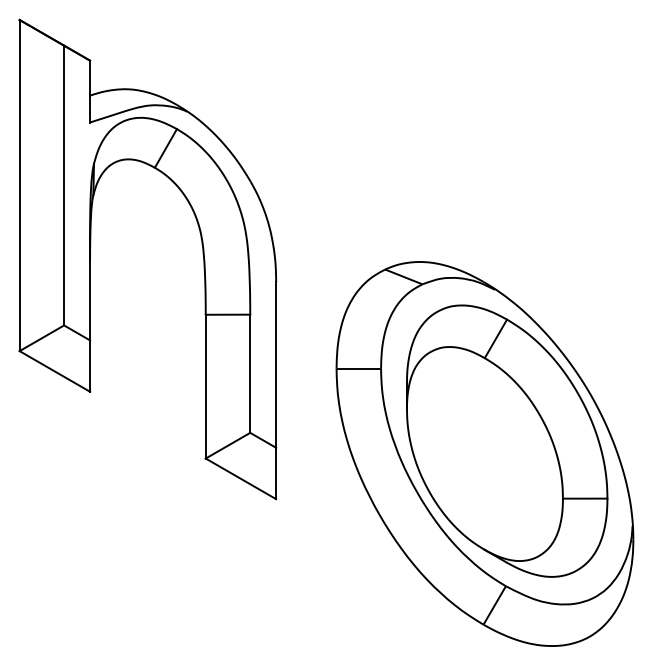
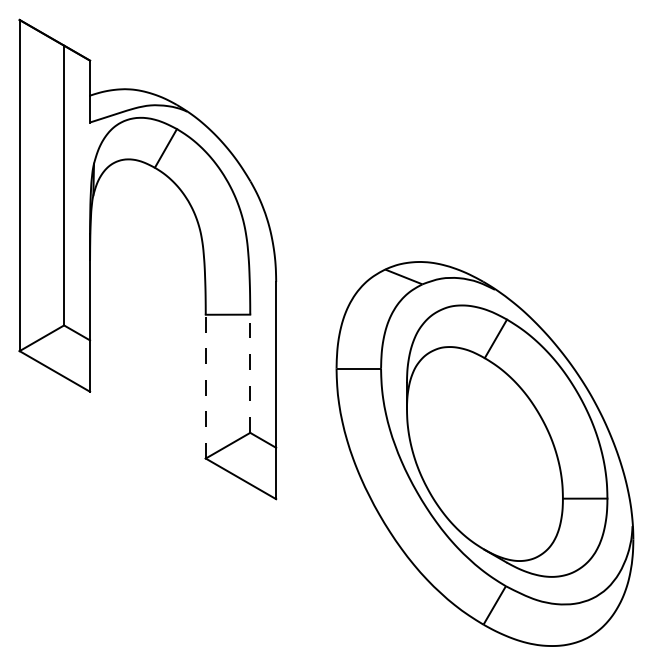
line: solid -> dashed (250, 373)
line: solid -> dashed (205, 386)
